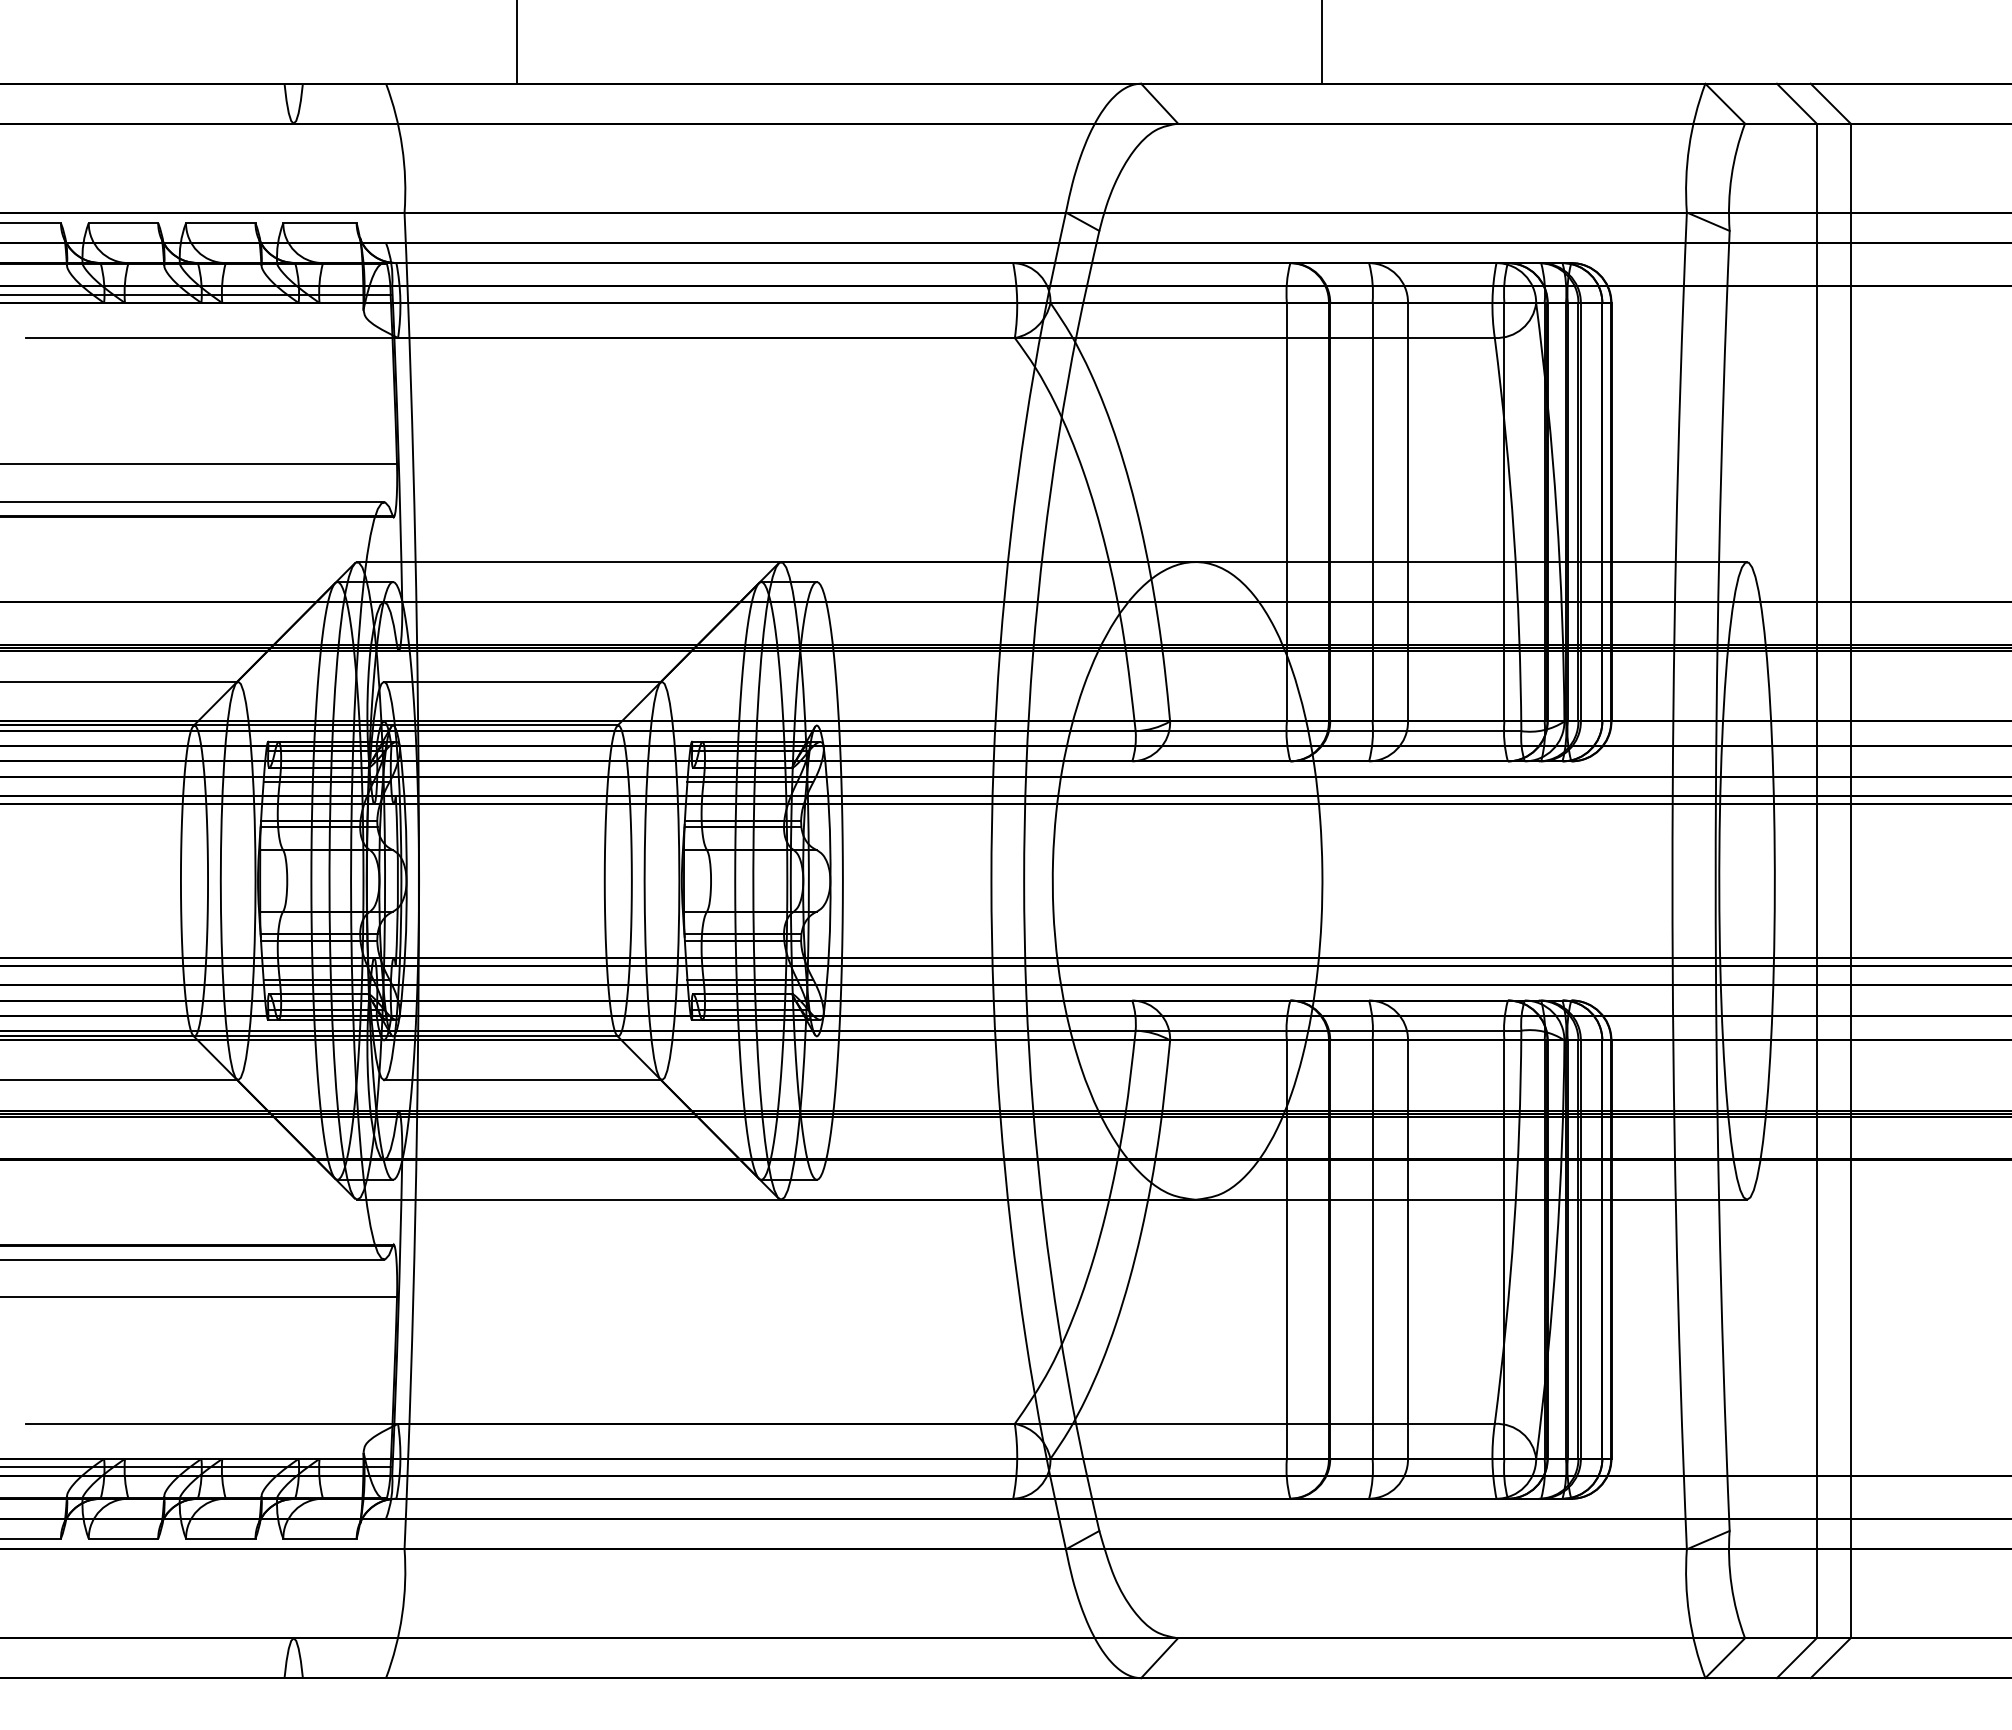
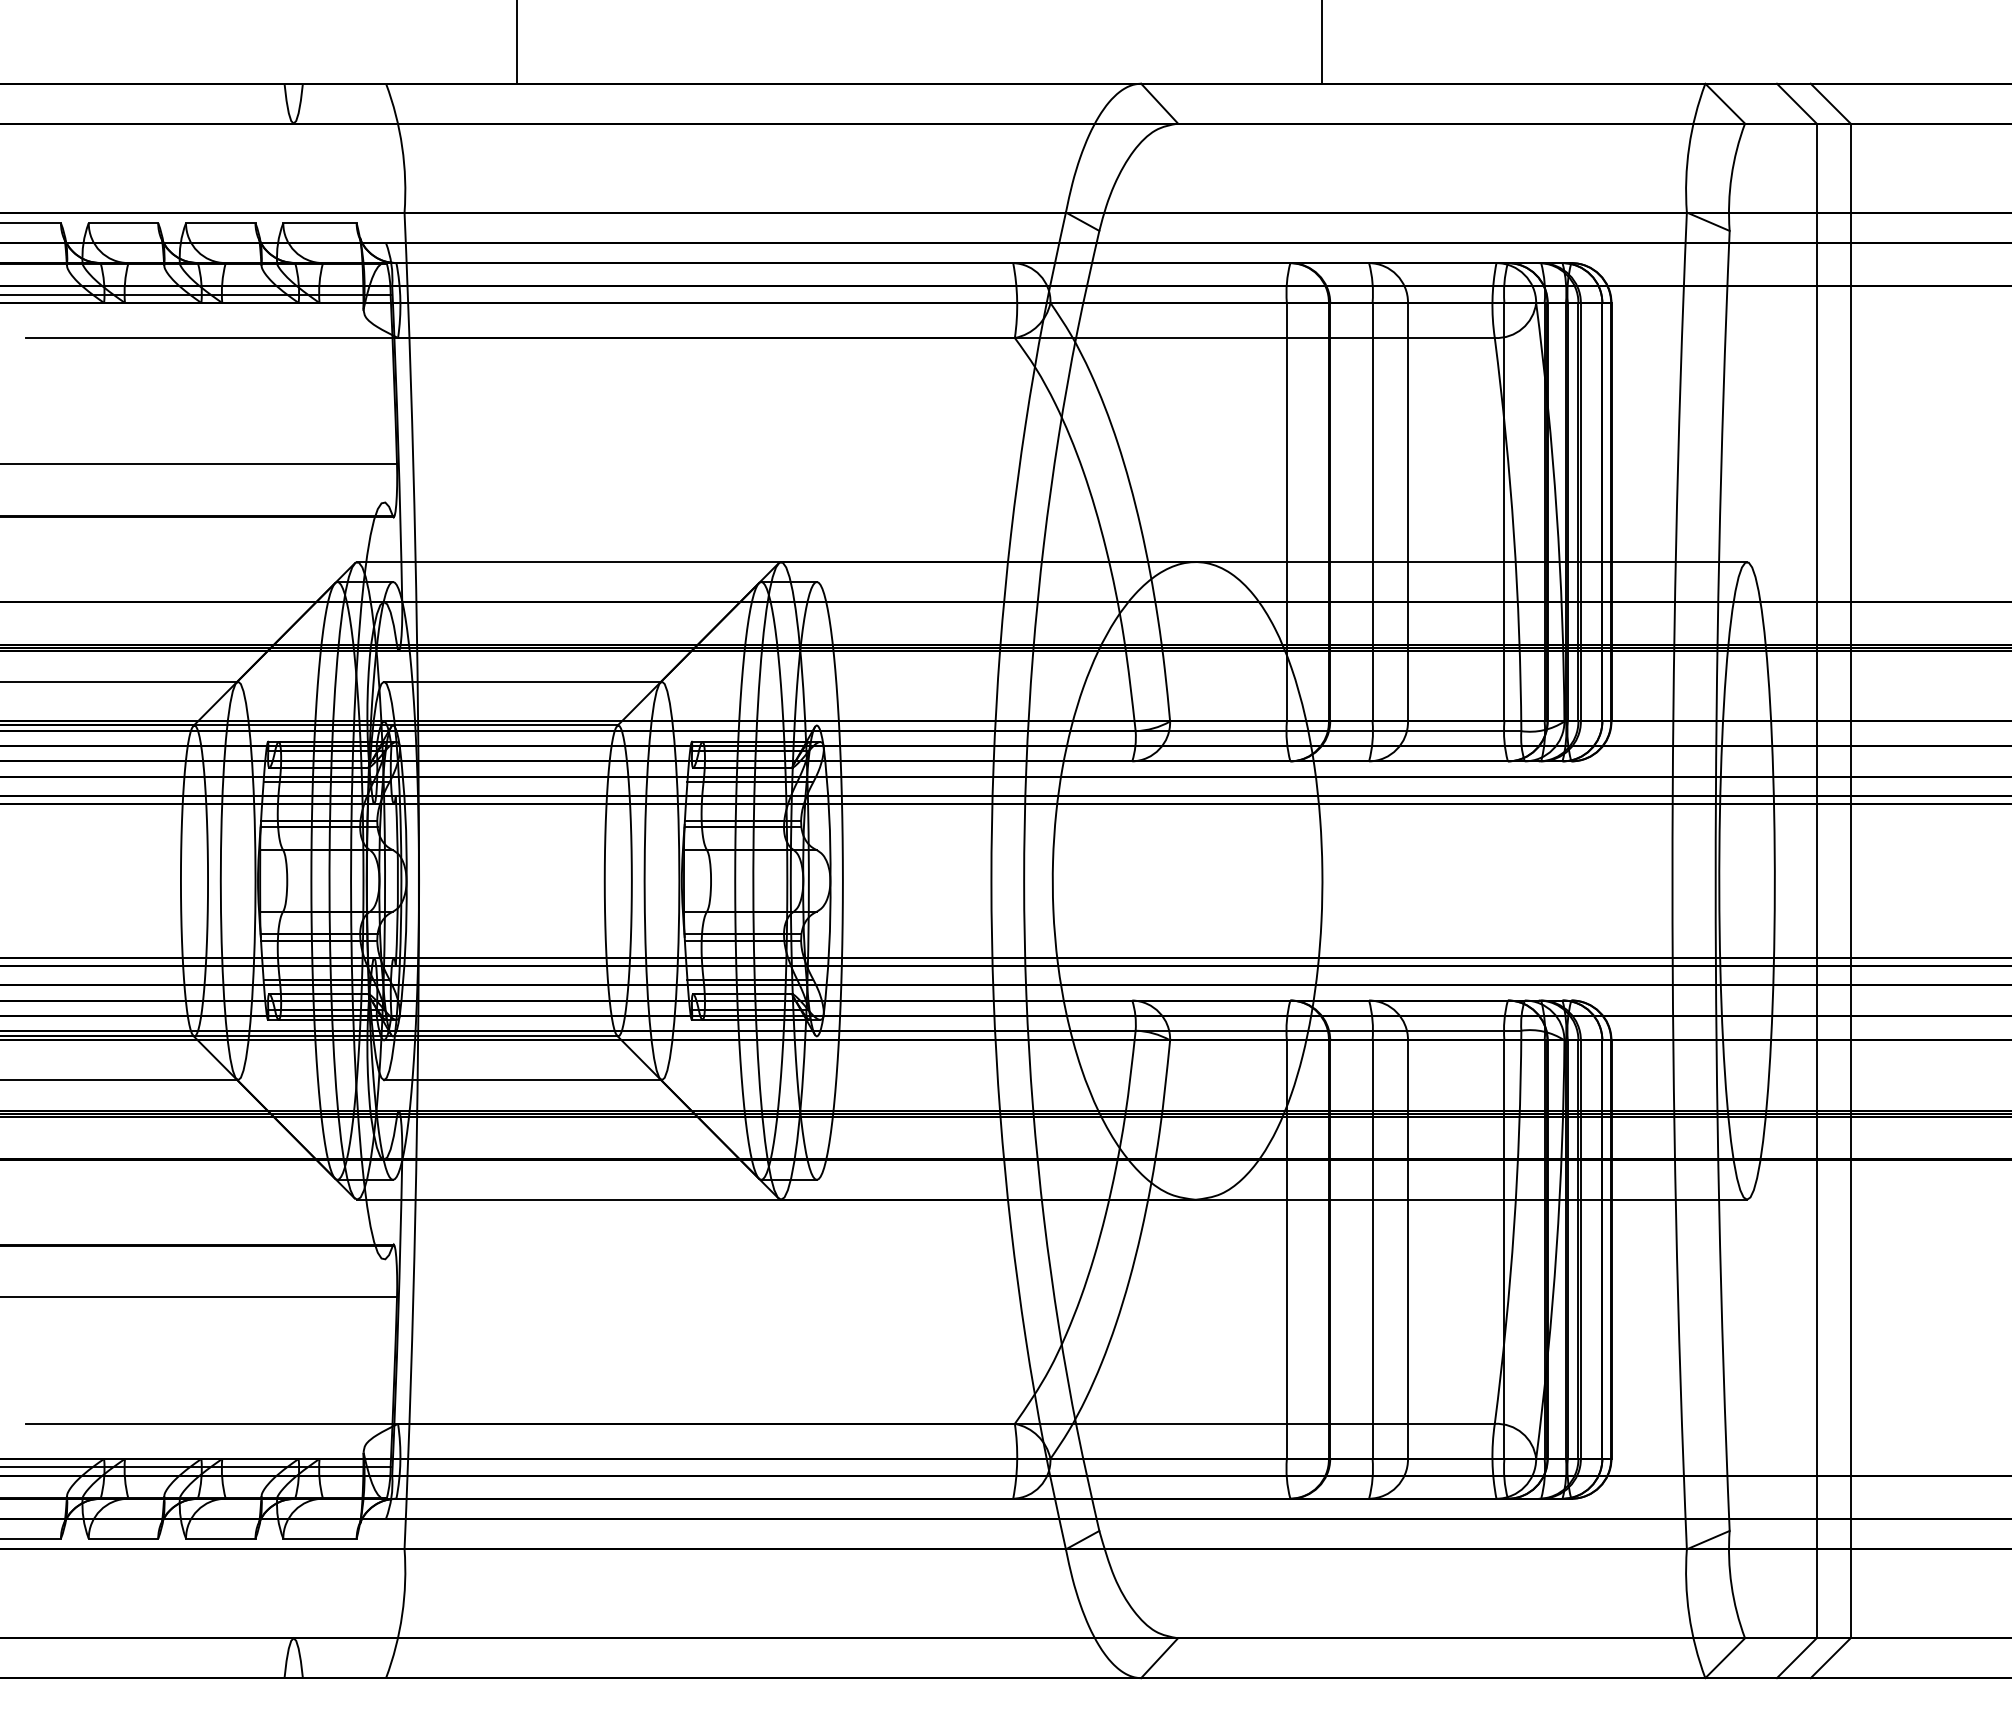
line: present -> none (193, 502)
line: present -> none (193, 1259)
